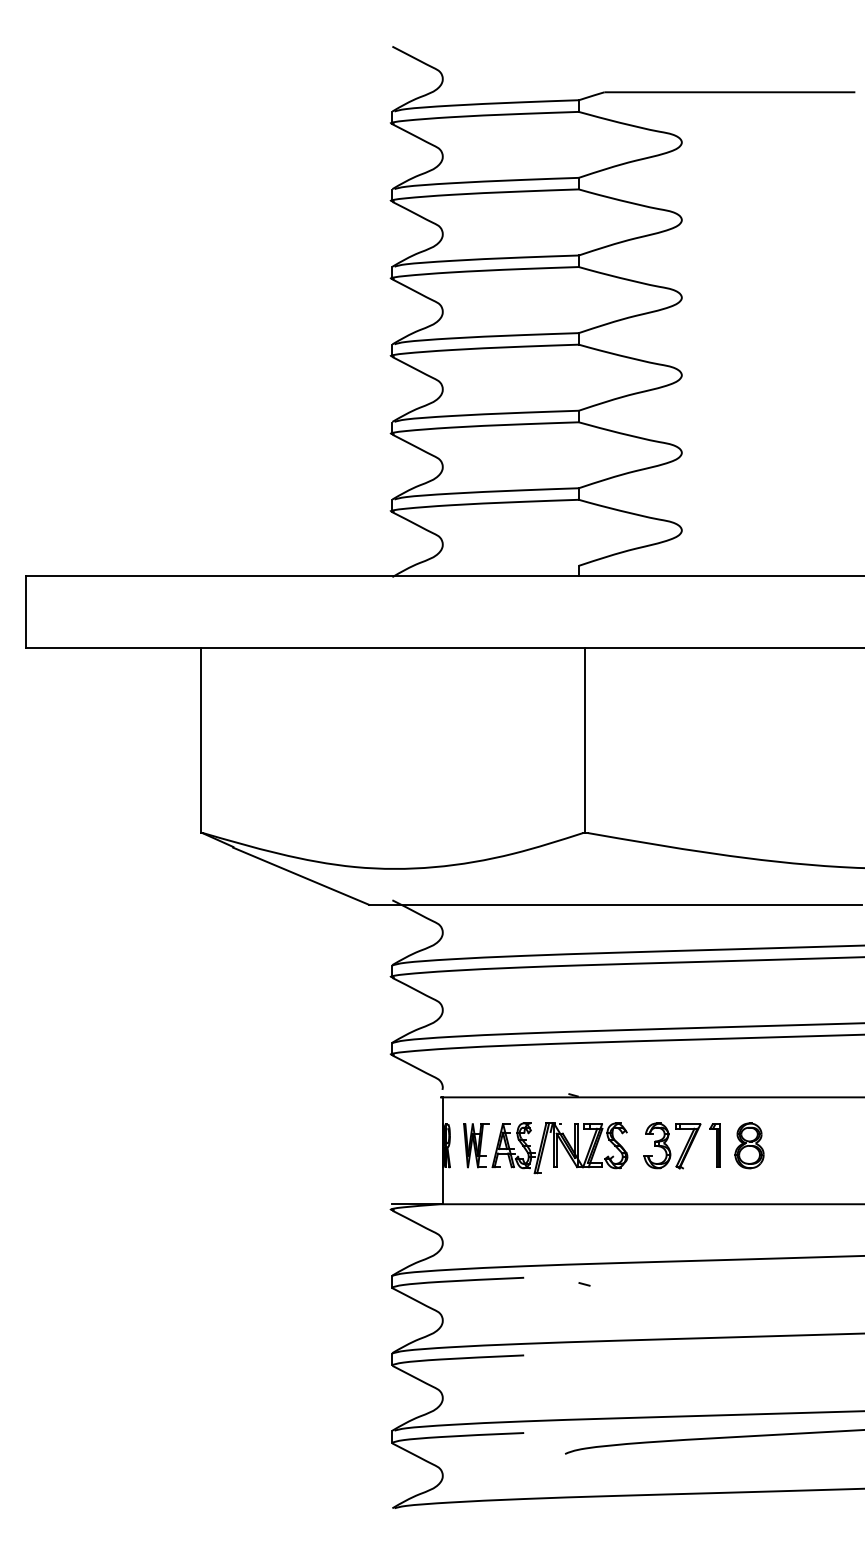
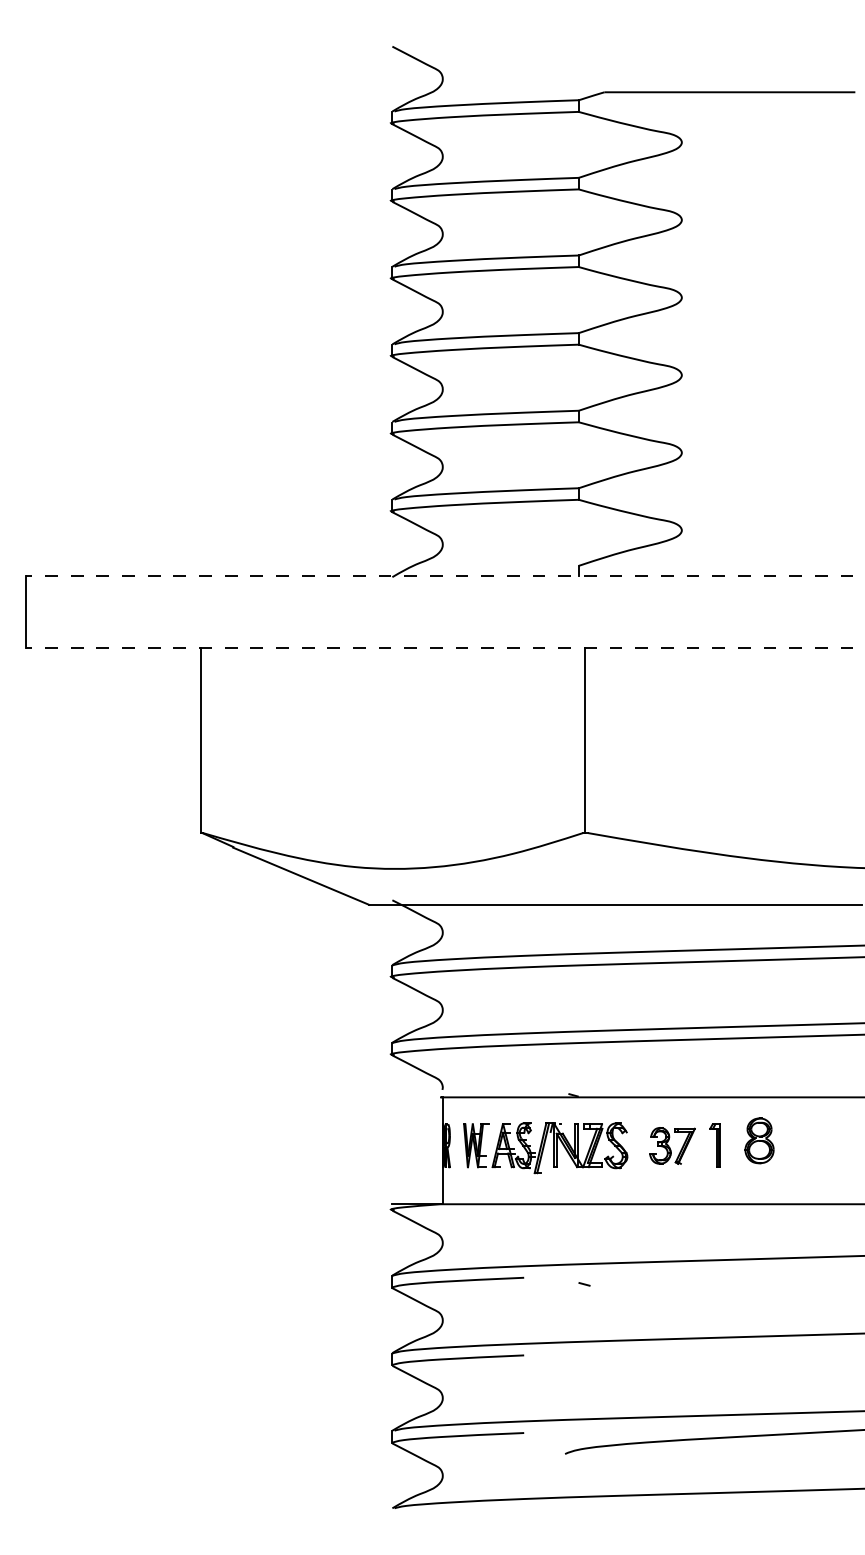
line: solid -> dashed (445, 575)
line: solid -> dashed (445, 648)
part size: 59x48 px -> 47x38 px (672, 1145)
part position: (749, 1145) -> (759, 1140) (759, 1140)
